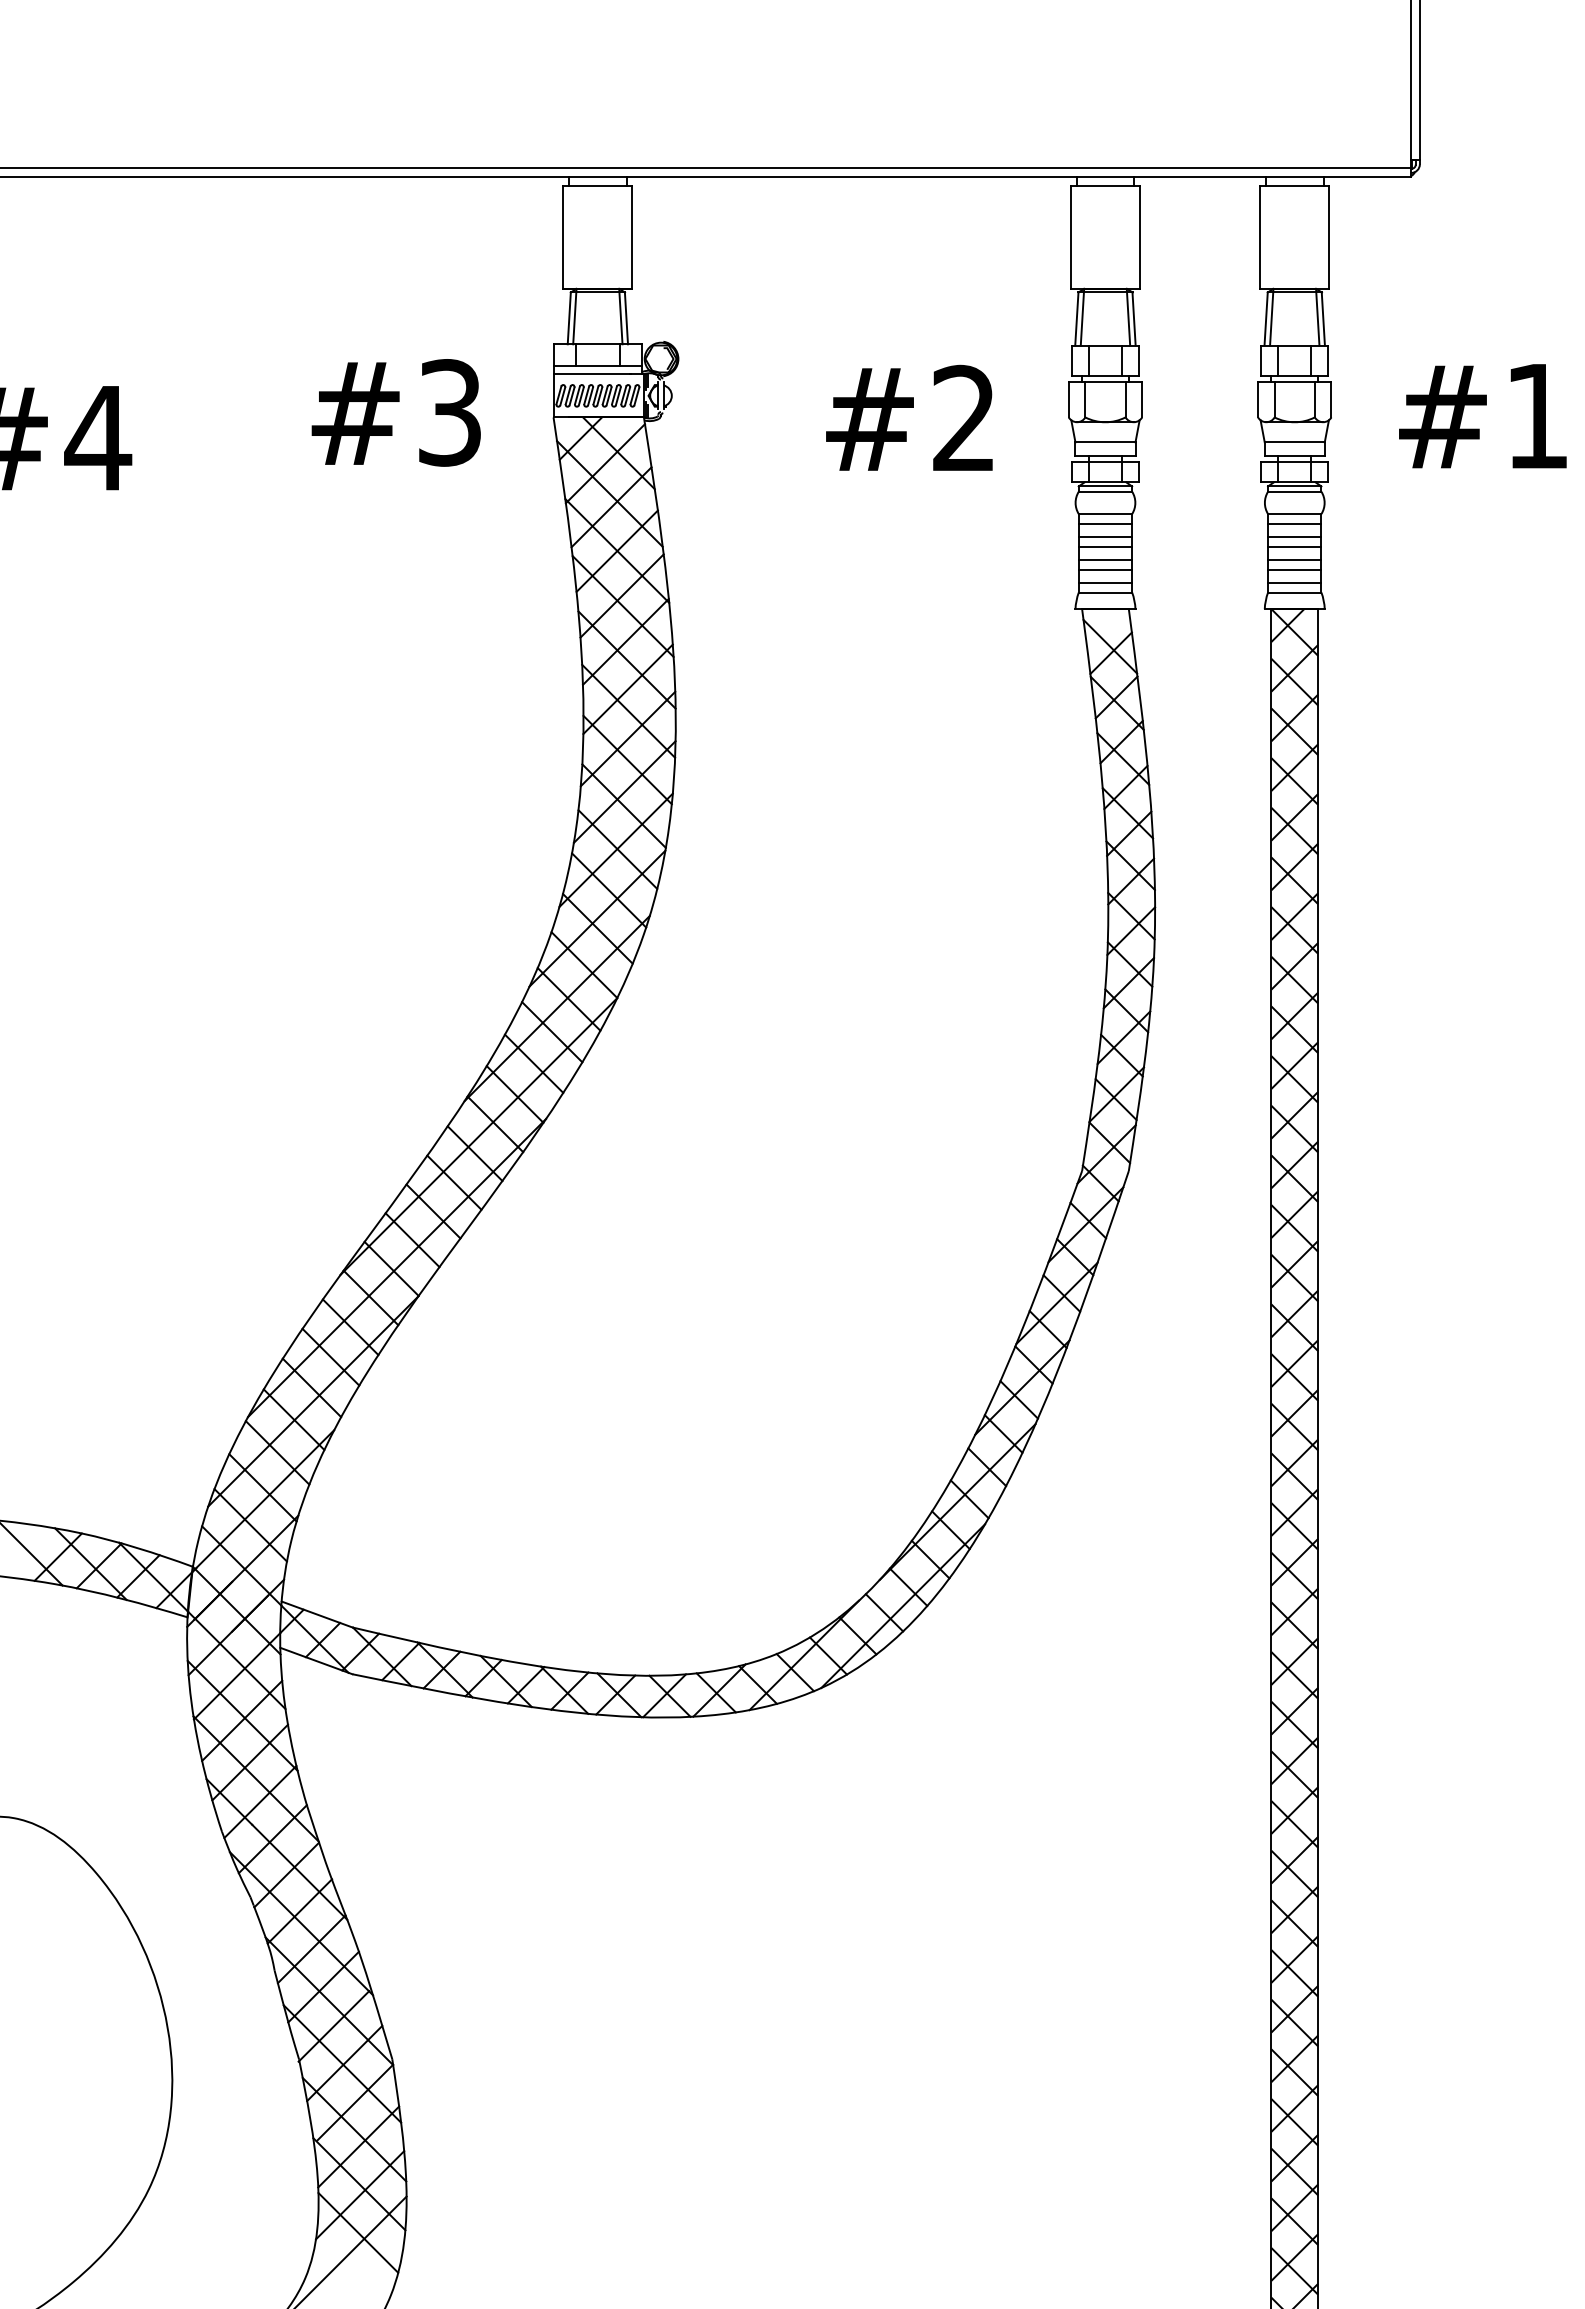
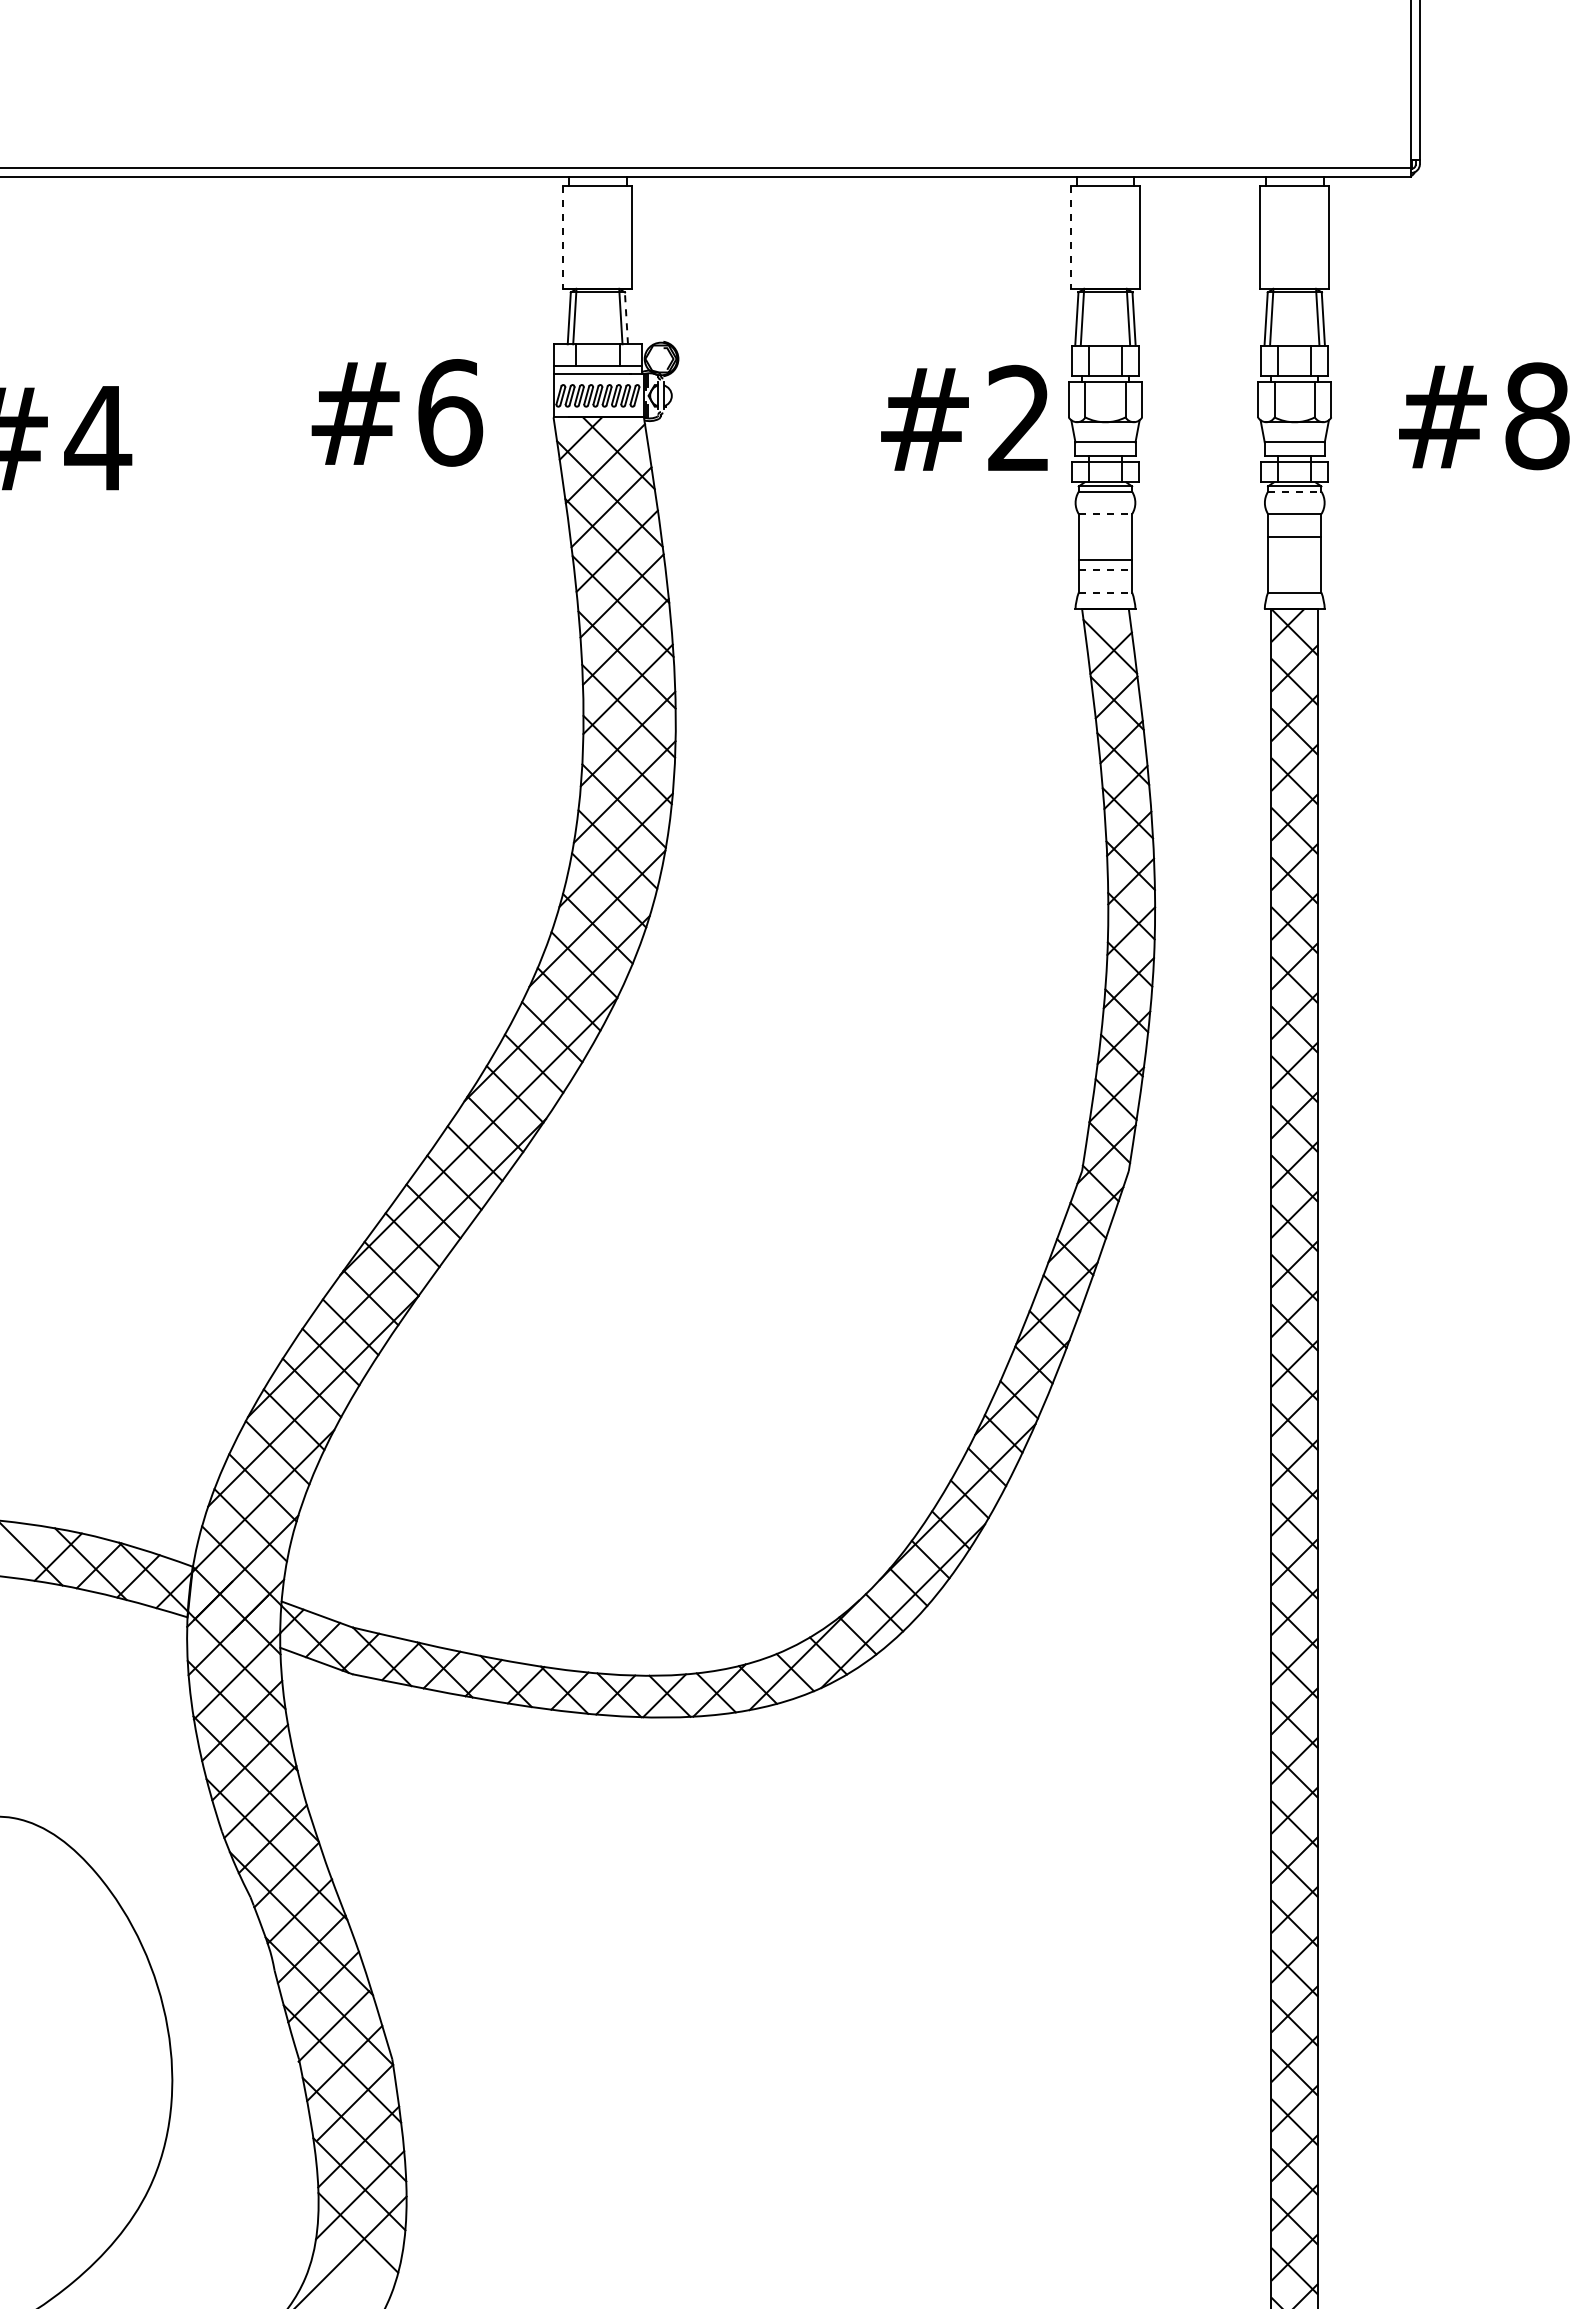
line: solid -> dashed (563, 237)
line: solid -> dashed (1071, 237)
line: solid -> dashed (626, 318)
text: #3 -> #6 (450, 412)
text: #1 -> #8 (1537, 416)
text position: (909, 417) -> (964, 417) (964, 417)
line: solid -> dashed (1294, 491)
line: solid -> dashed (1105, 514)
line: present -> none (1105, 523)
line: present -> none (1294, 523)
line: present -> none (1105, 537)
line: present -> none (1105, 546)
line: present -> none (1294, 546)
line: present -> none (1294, 560)
line: solid -> dashed (1105, 569)
line: present -> none (1294, 569)
line: present -> none (1105, 582)
line: present -> none (1294, 582)
line: solid -> dashed (1105, 592)
